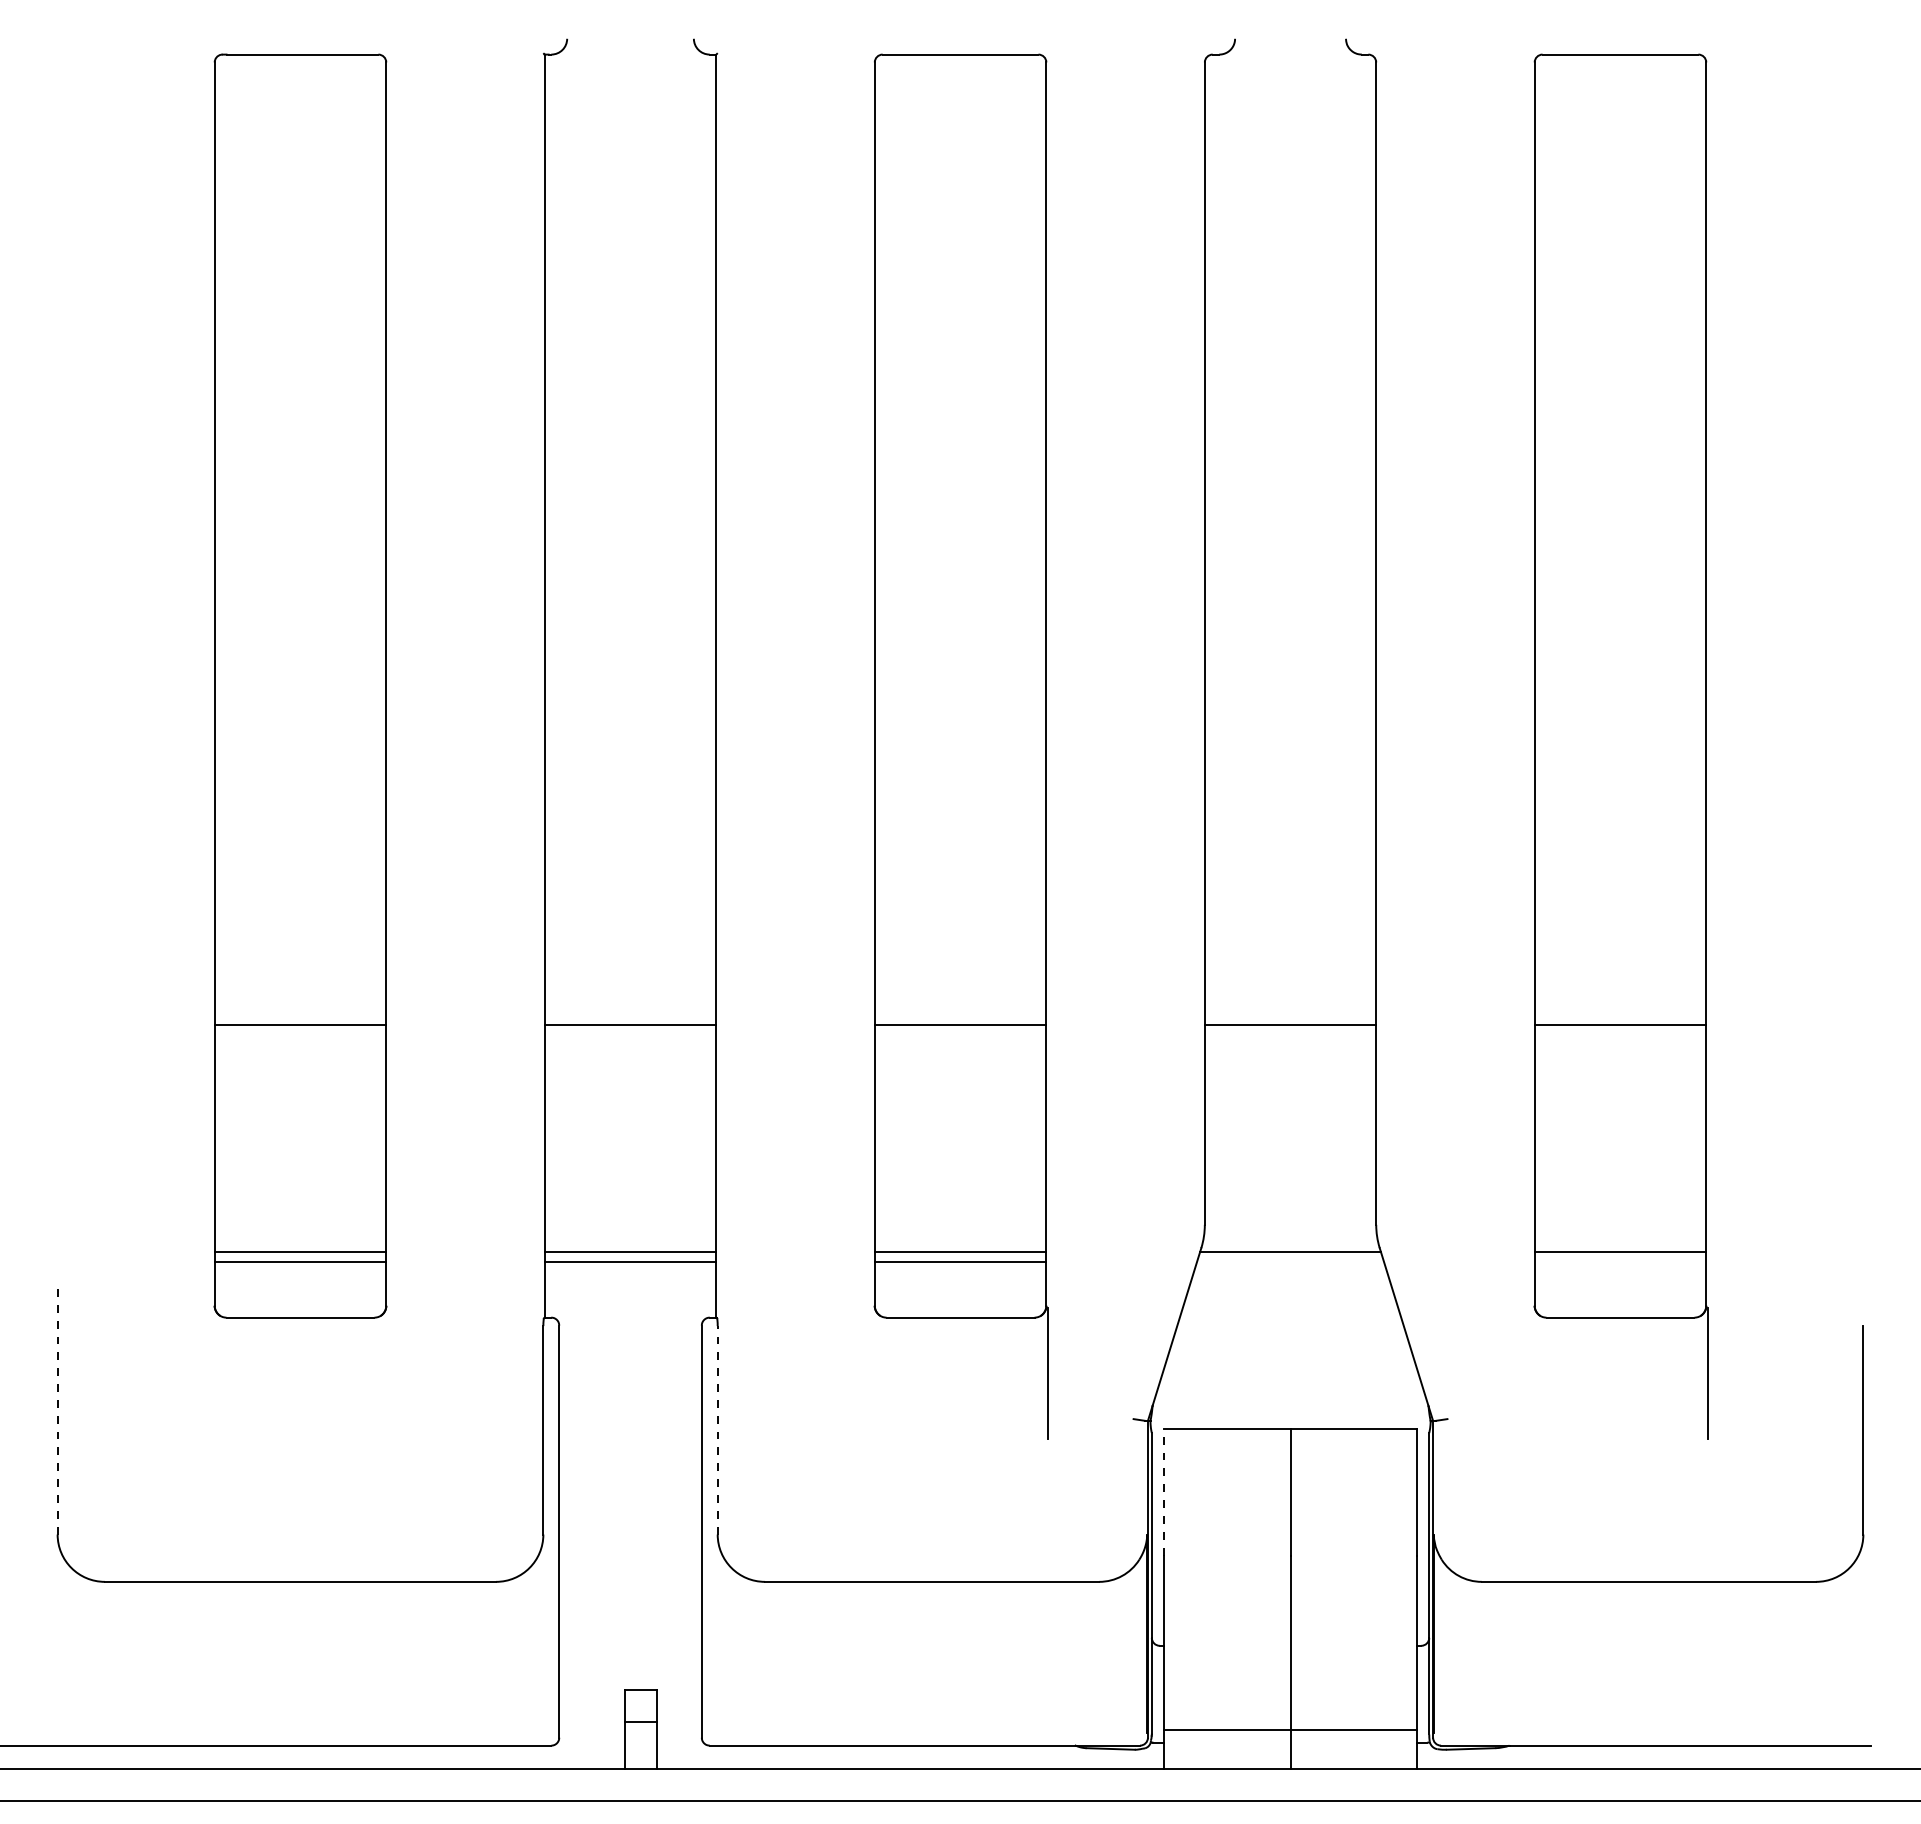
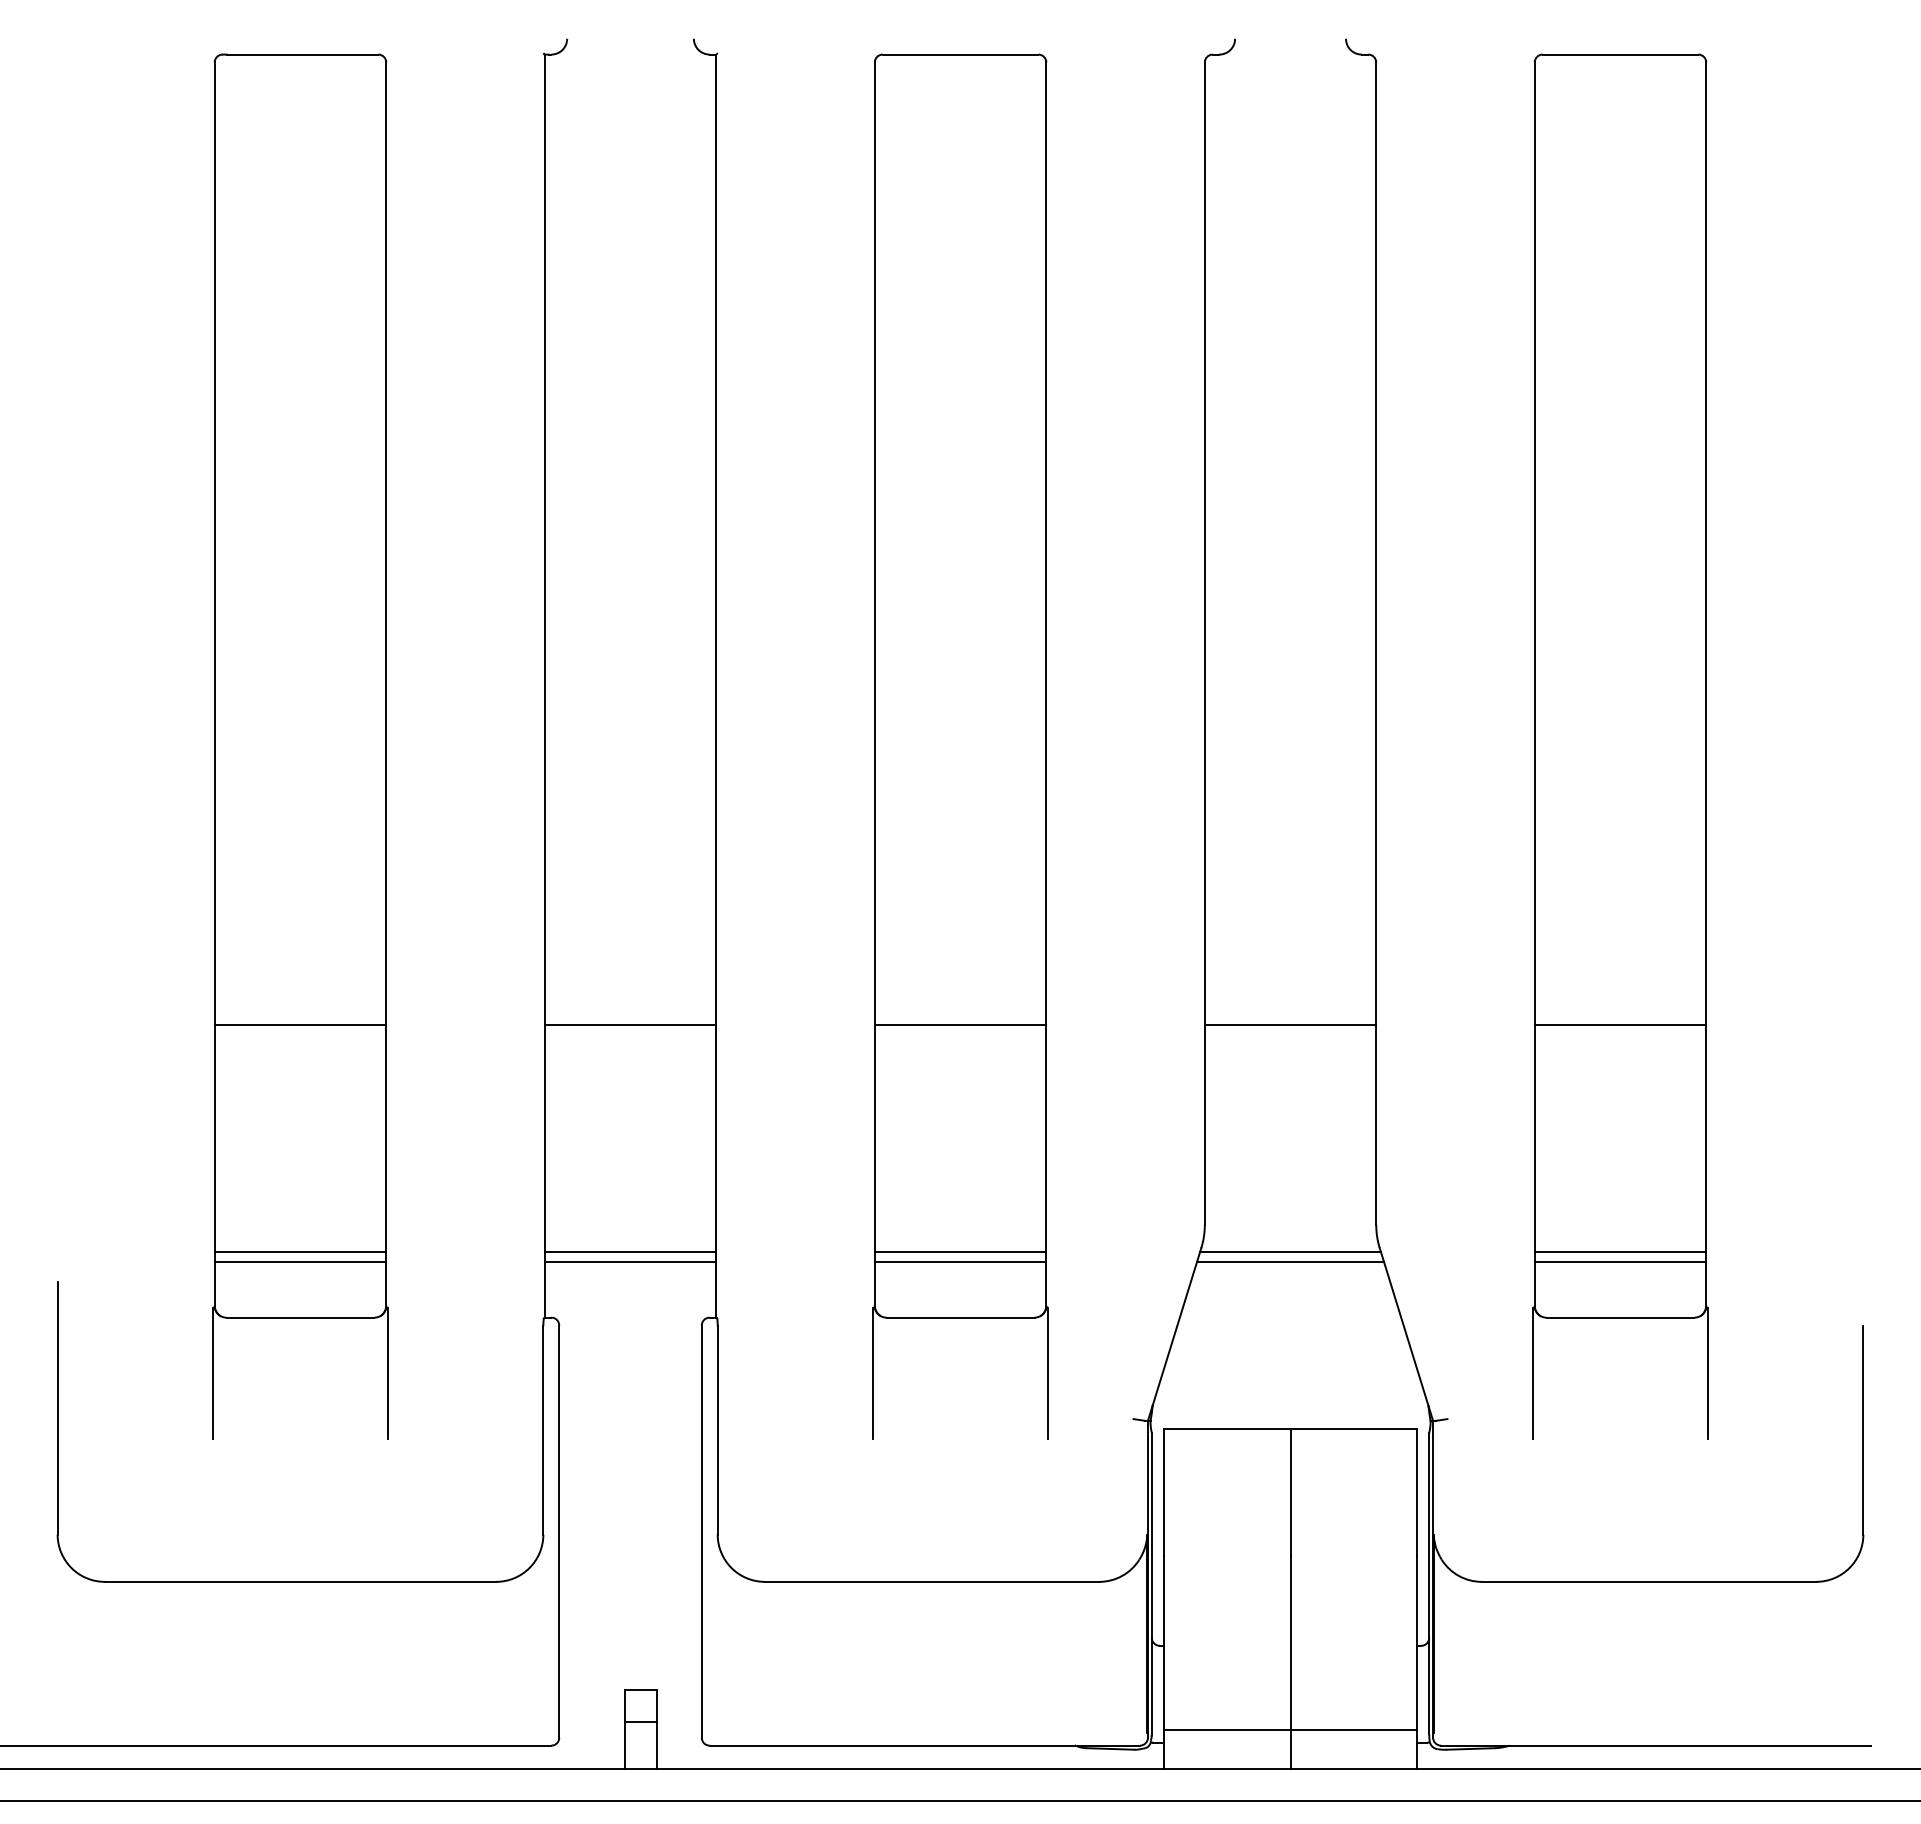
line: none -> present (1290, 1262)
line: none -> present (1620, 1262)
line: none -> present (212, 1372)
line: none -> present (388, 1372)
line: none -> present (872, 1372)
line: none -> present (1532, 1372)
line: dashed -> solid (57, 1407)
line: dashed -> solid (717, 1429)
line: dashed -> solid (1163, 1491)
